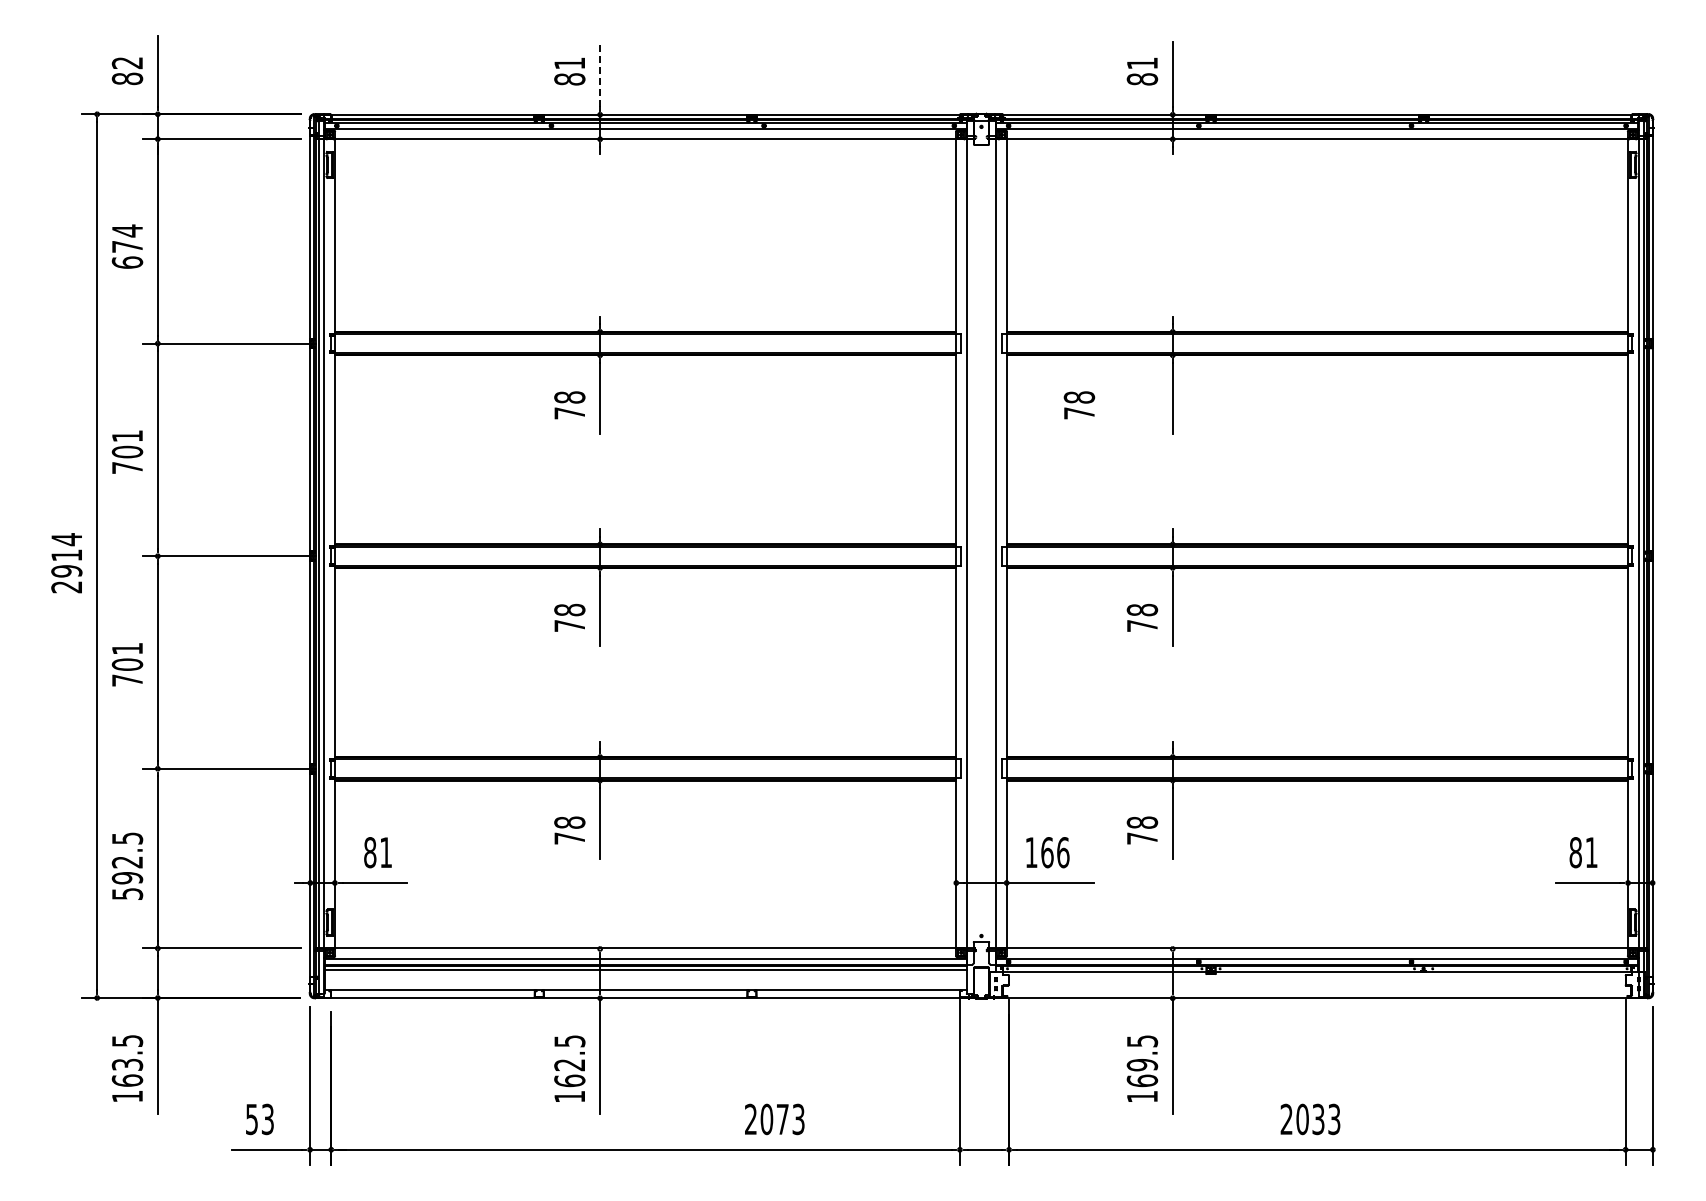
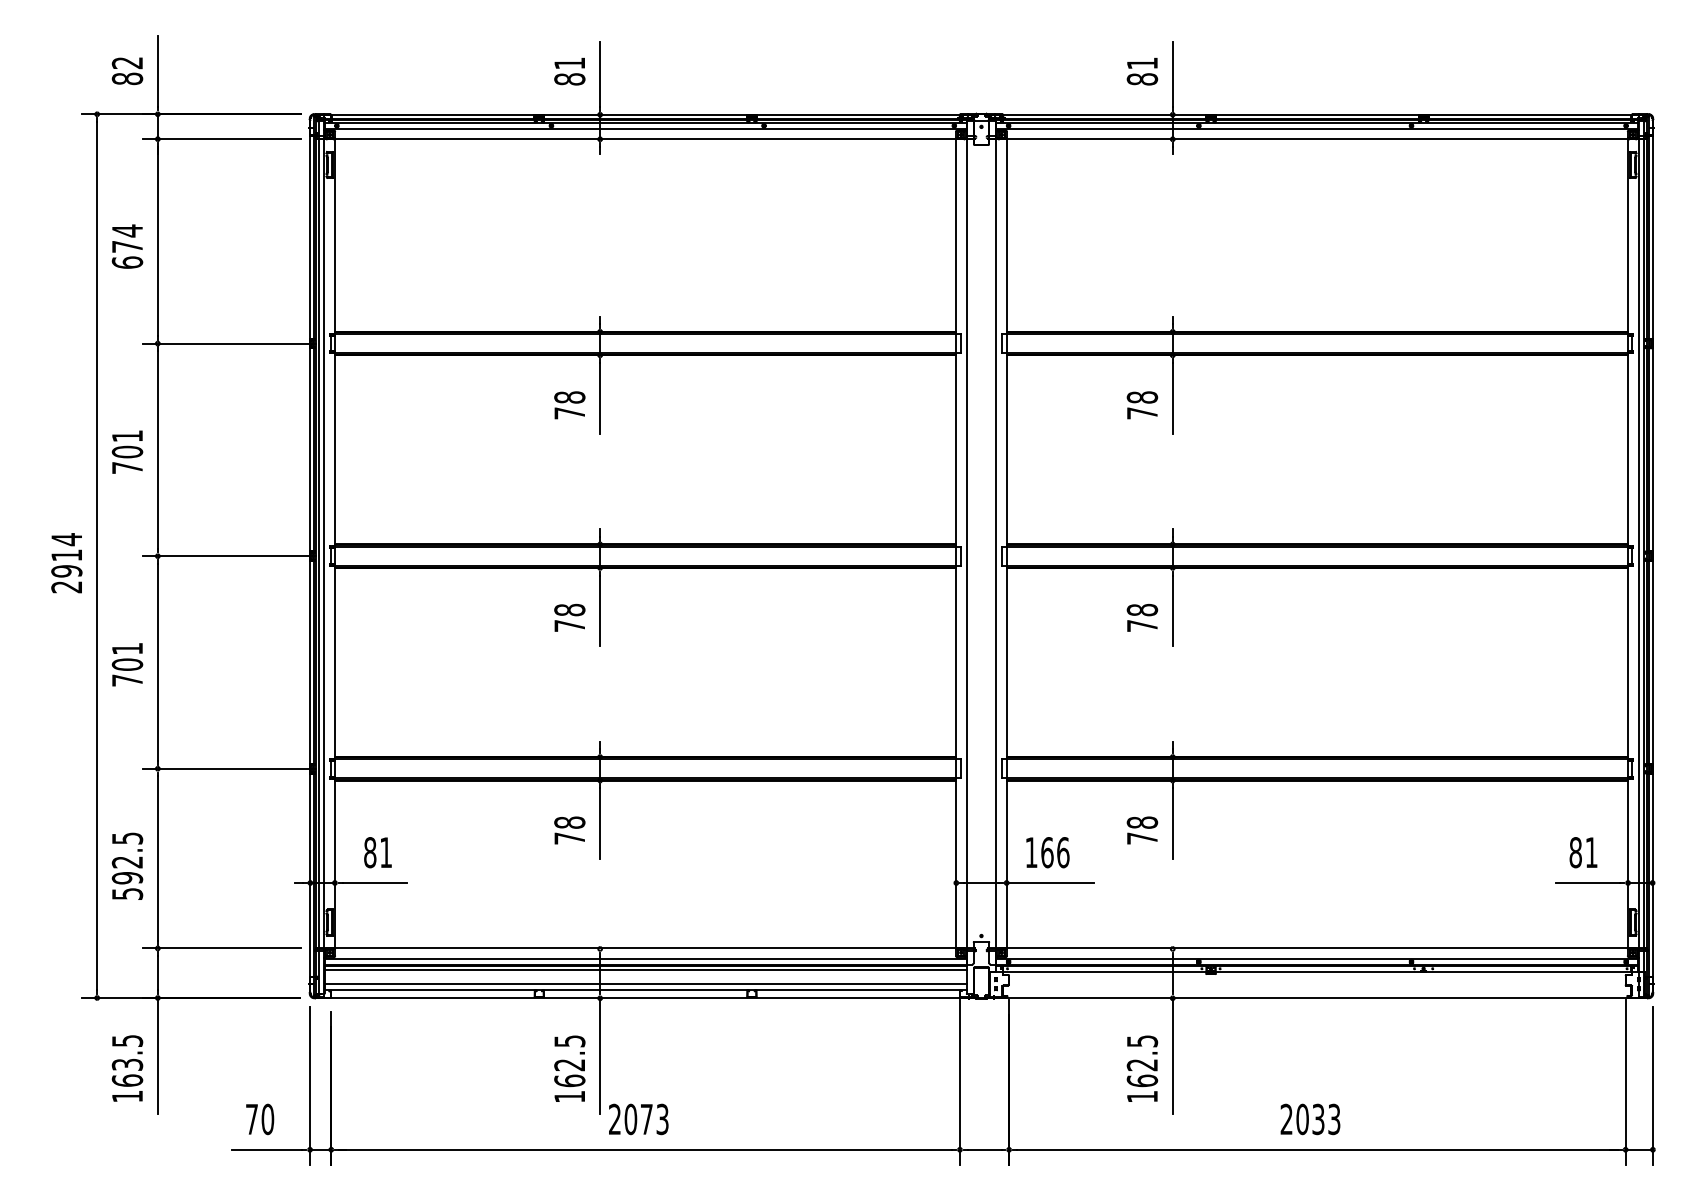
line: dashed -> solid (600, 74)
text position: (1079, 405) -> (1142, 405) (1142, 405)
line: none -> present (645, 983)
text: 169.5 -> 162.5 (1142, 1065)
text: 53 -> 70 (260, 1119)
text position: (774, 1119) -> (638, 1119) (638, 1119)
